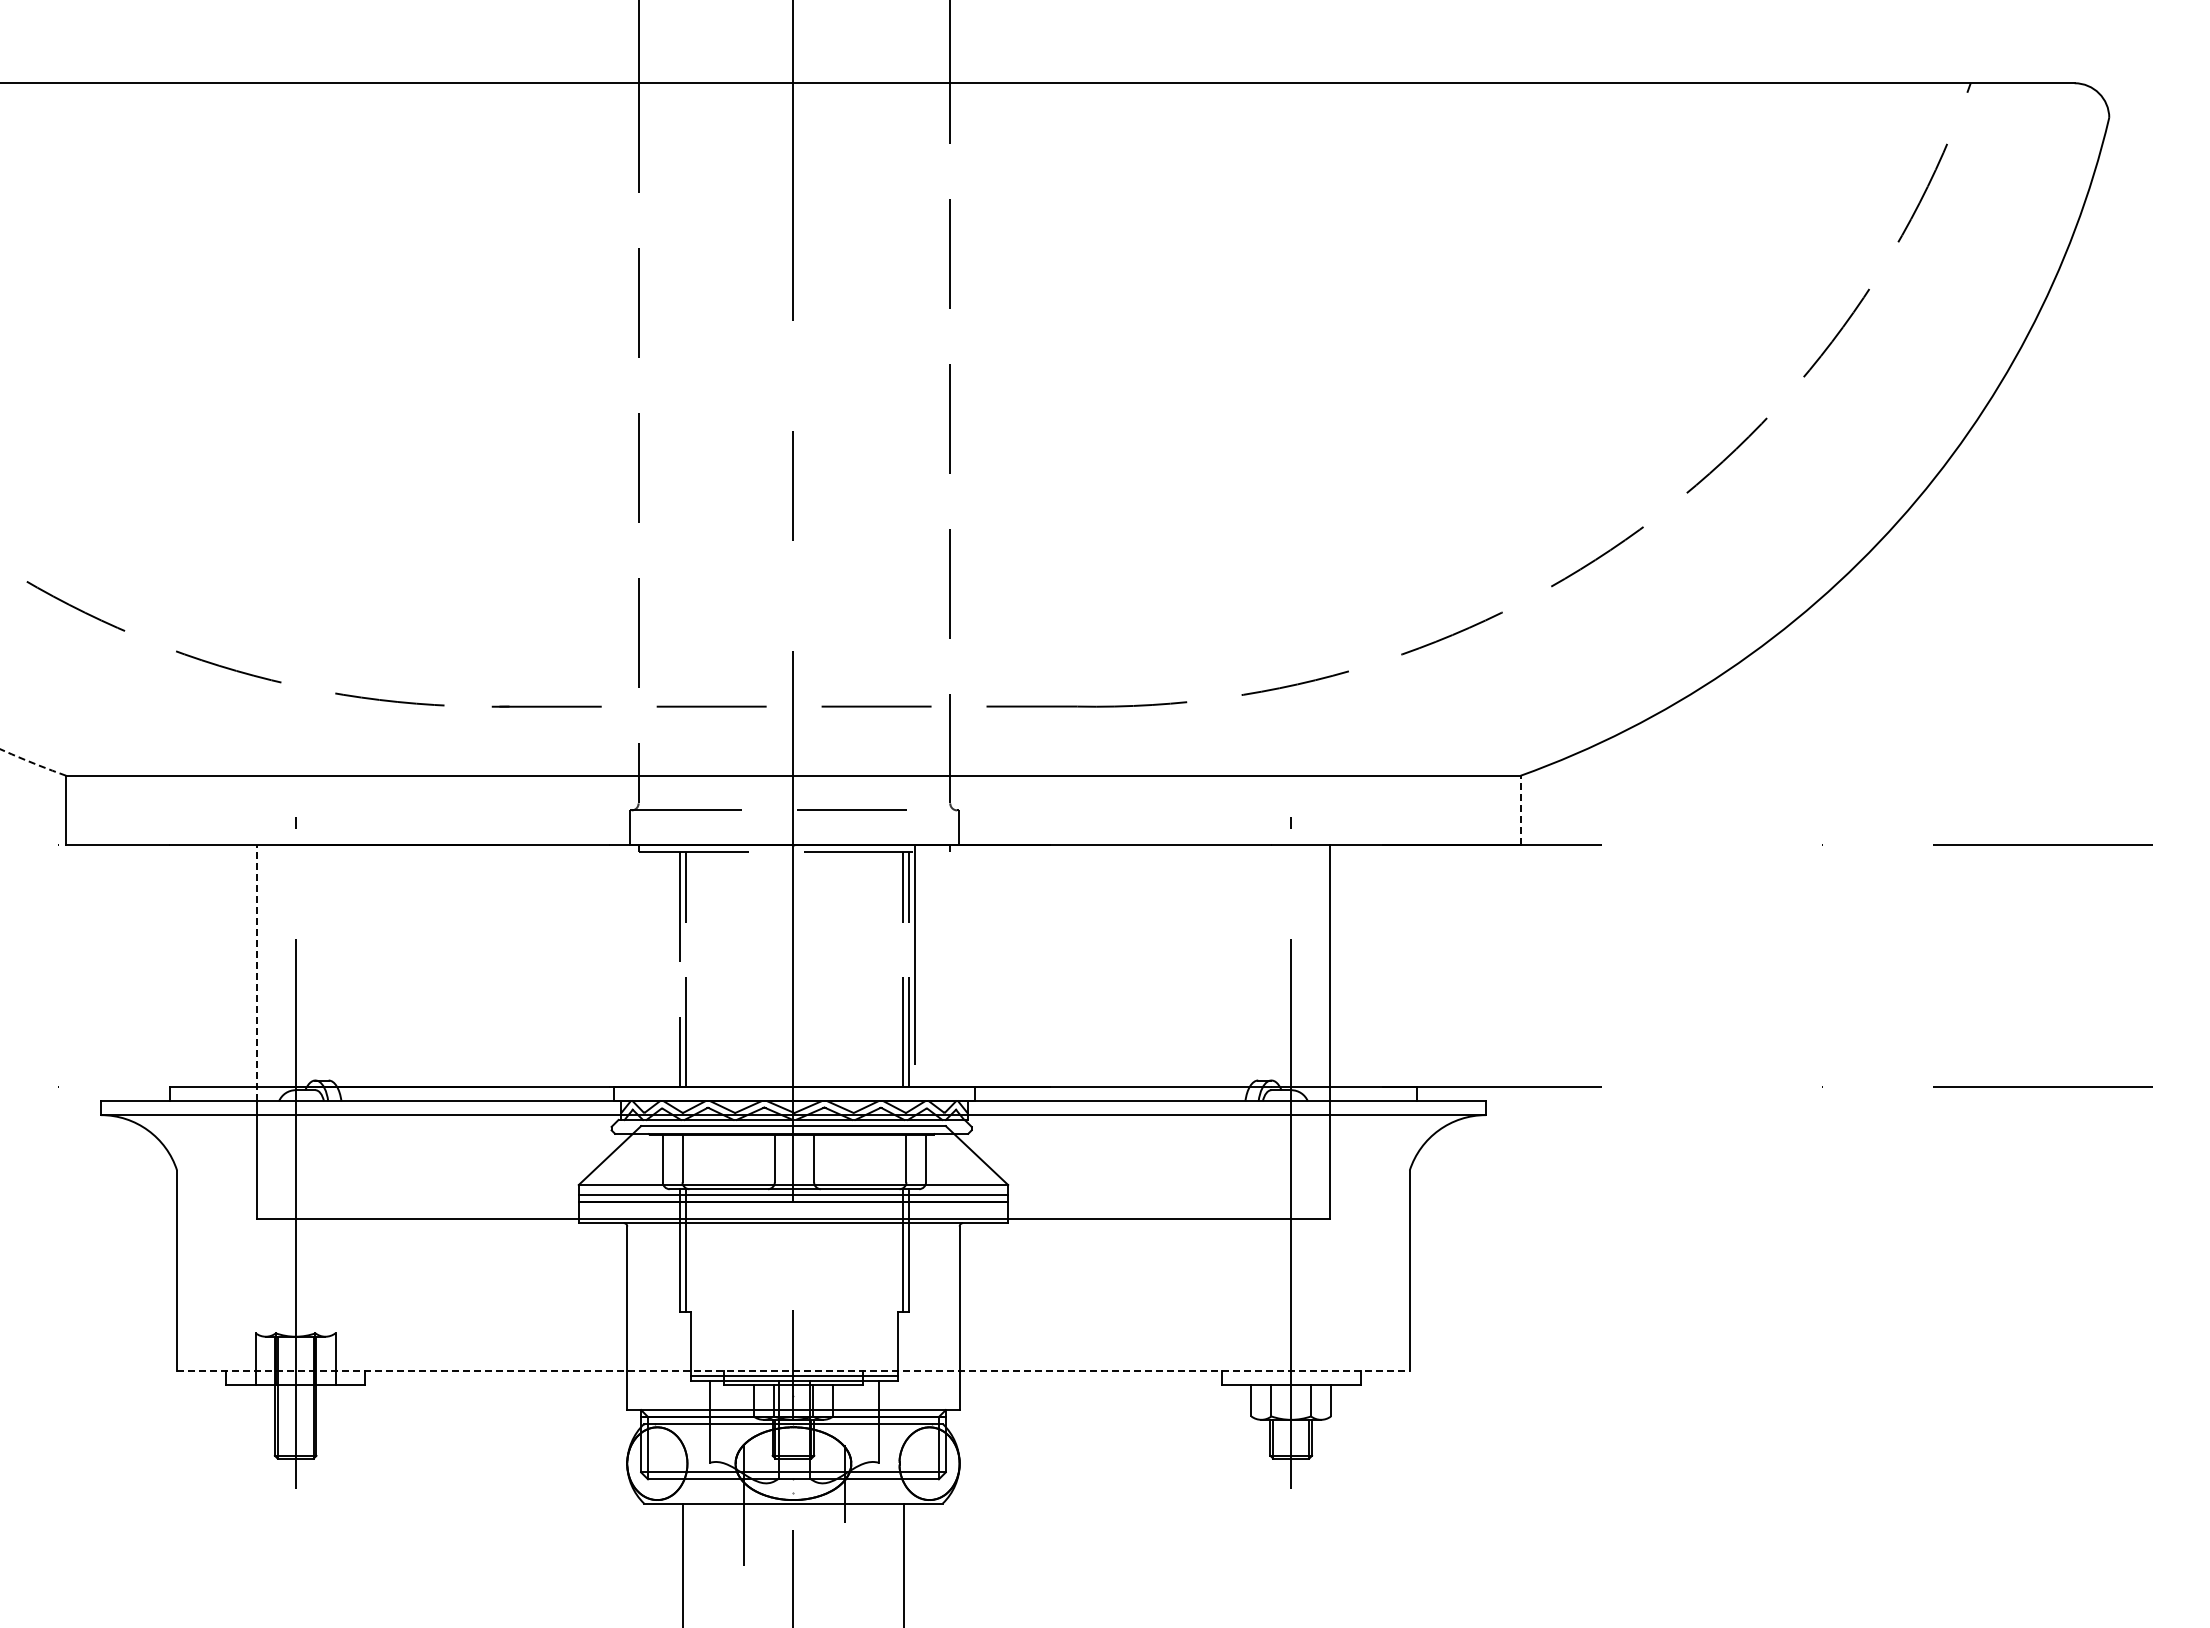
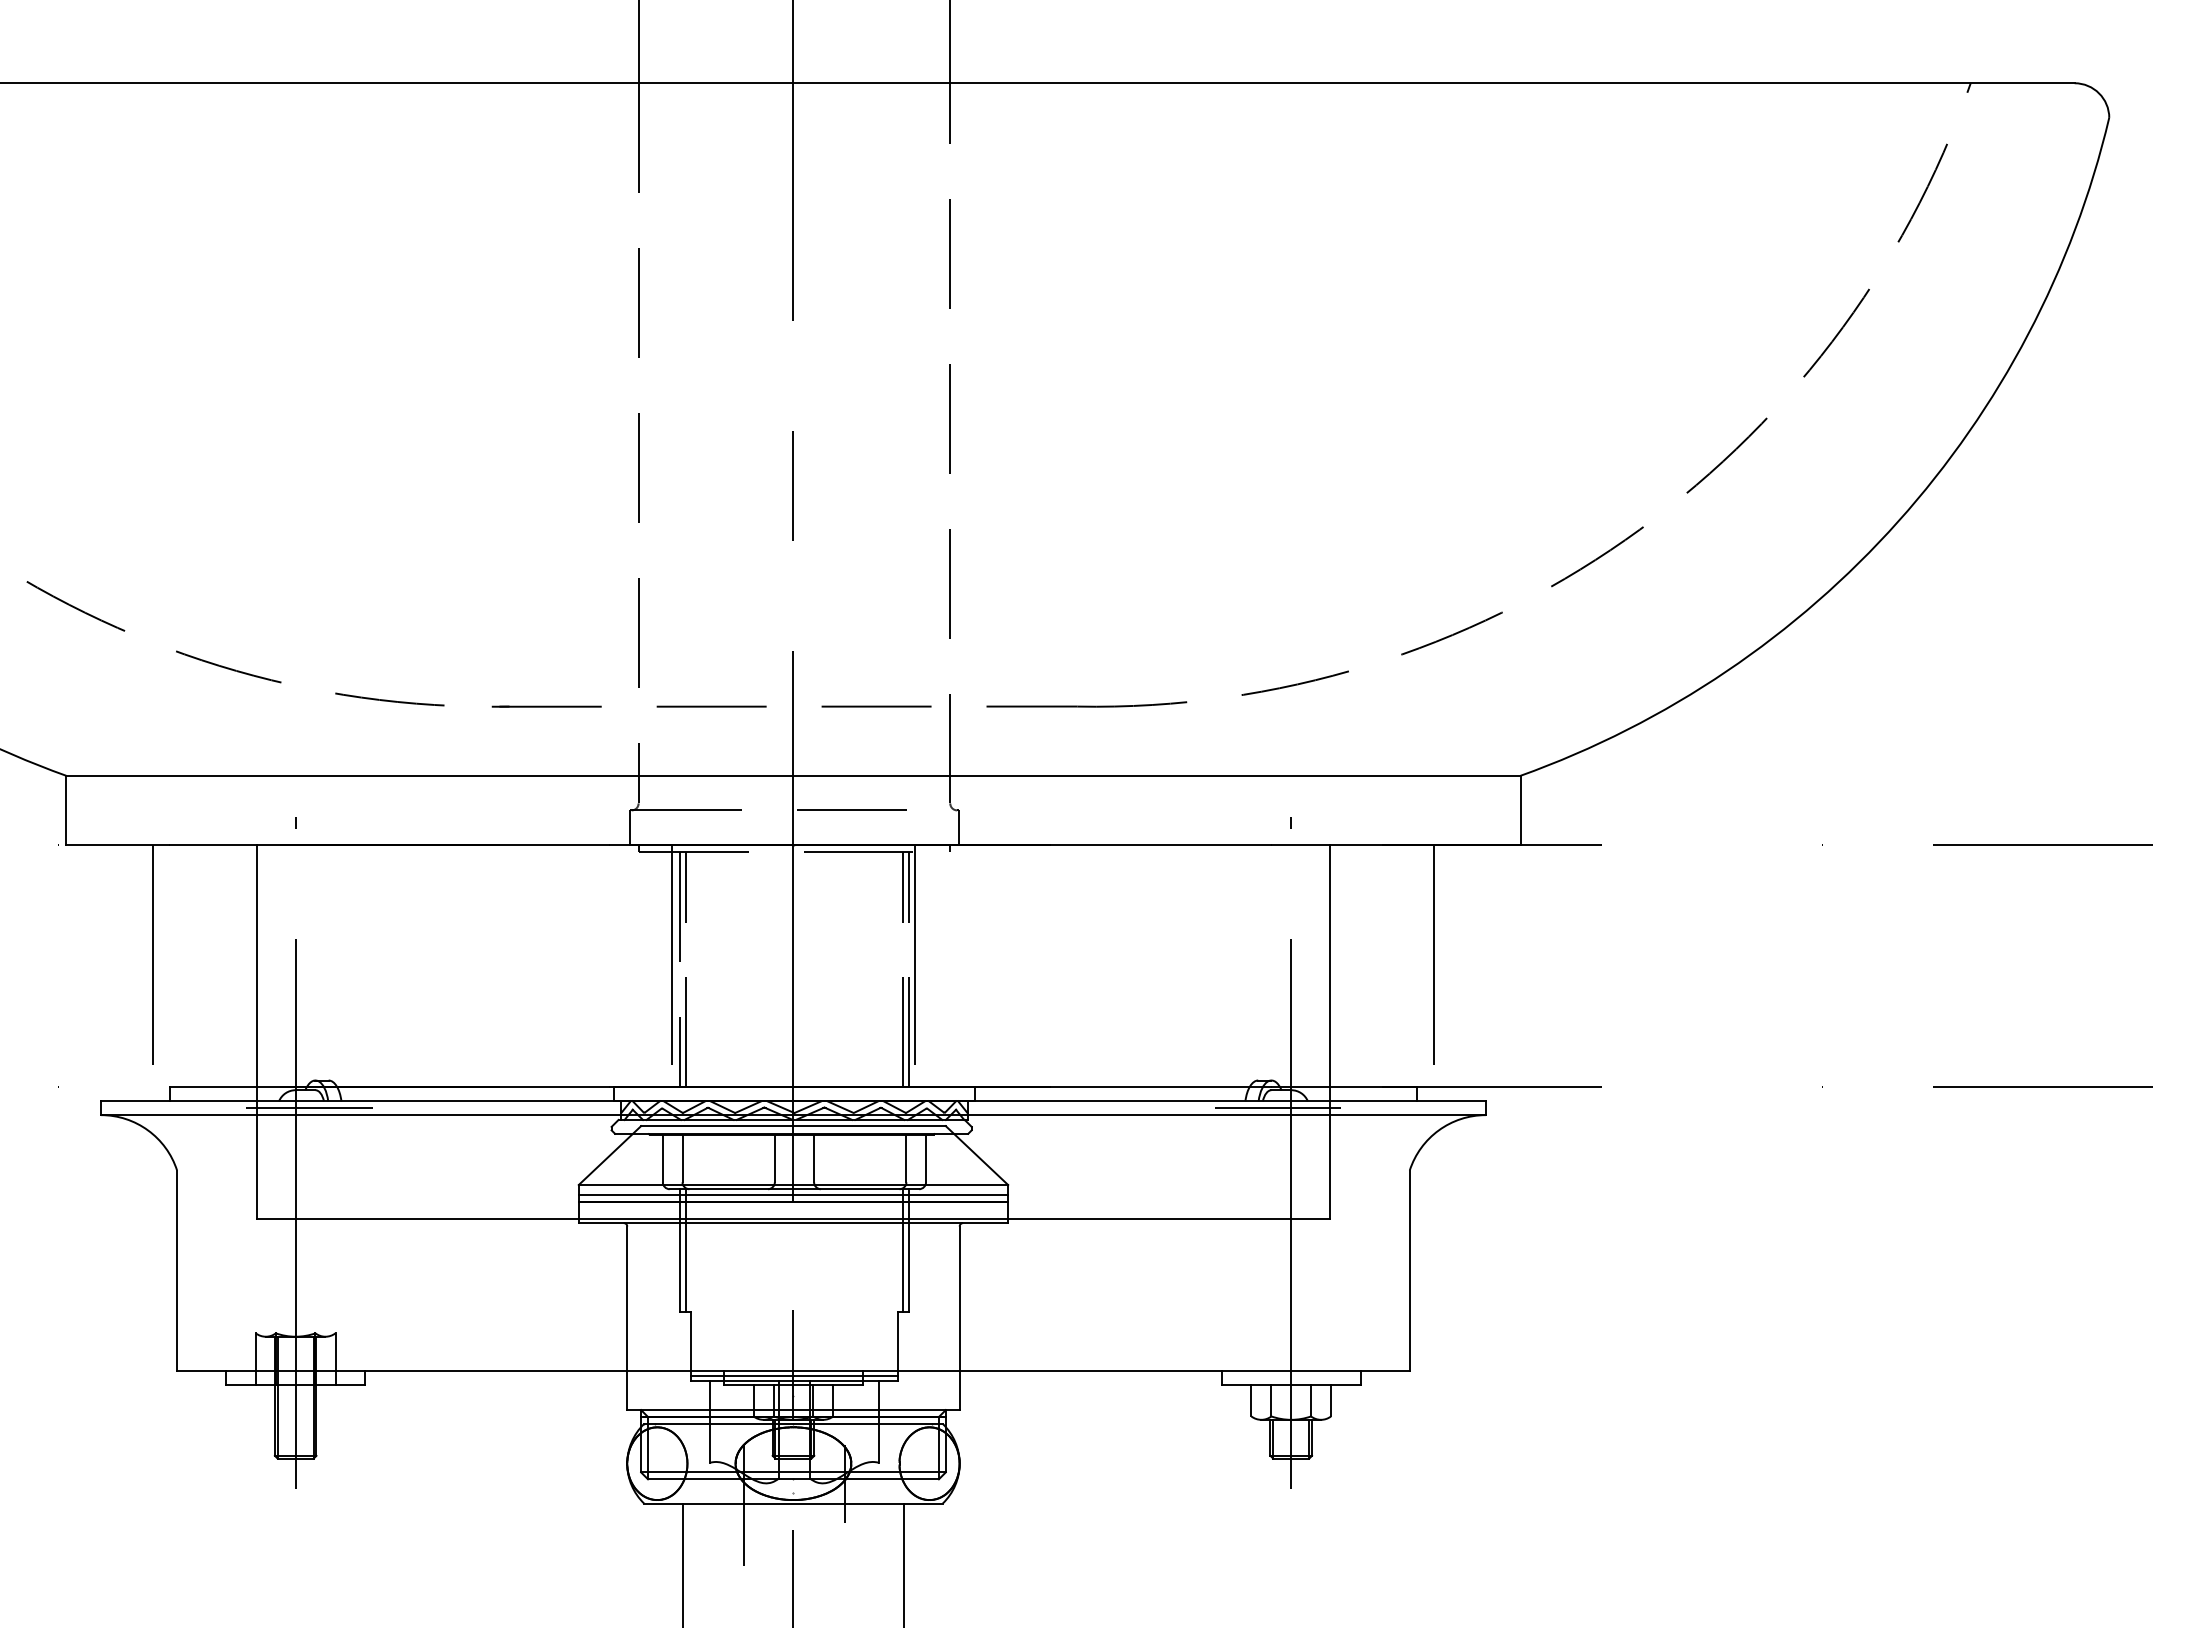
arc: dashed -> solid (33, 763)
line: dashed -> solid (1520, 810)
line: none -> present (152, 966)
line: none -> present (672, 966)
line: none -> present (1434, 966)
line: dashed -> solid (256, 972)
line: none -> present (309, 1108)
line: none -> present (1278, 1108)
line: dashed -> solid (793, 1371)
